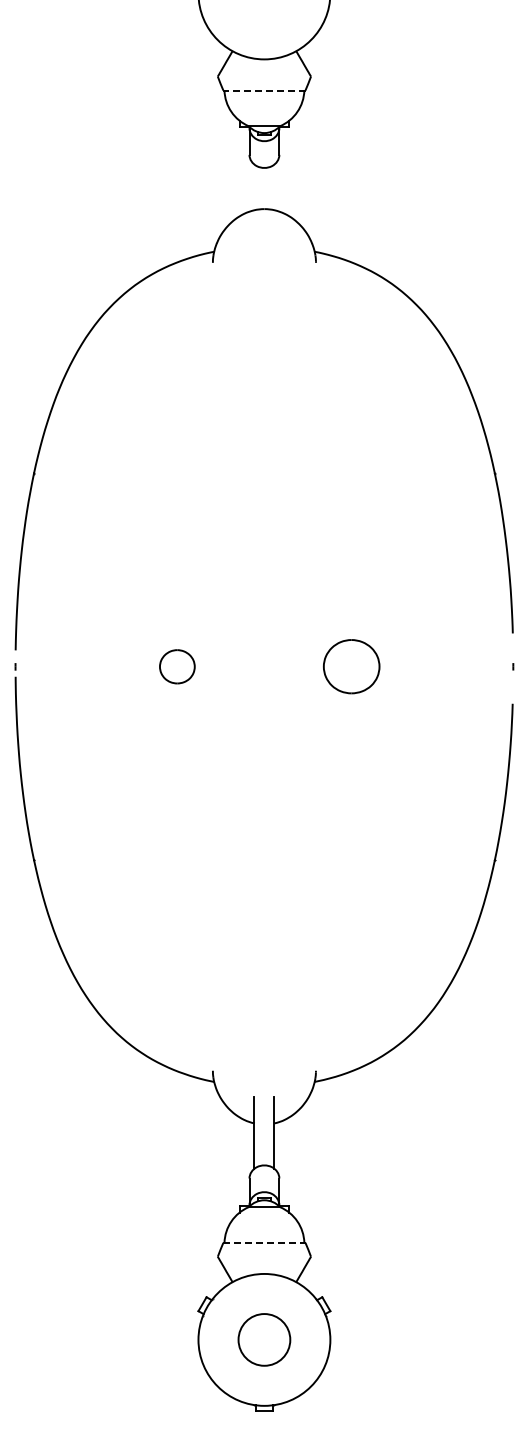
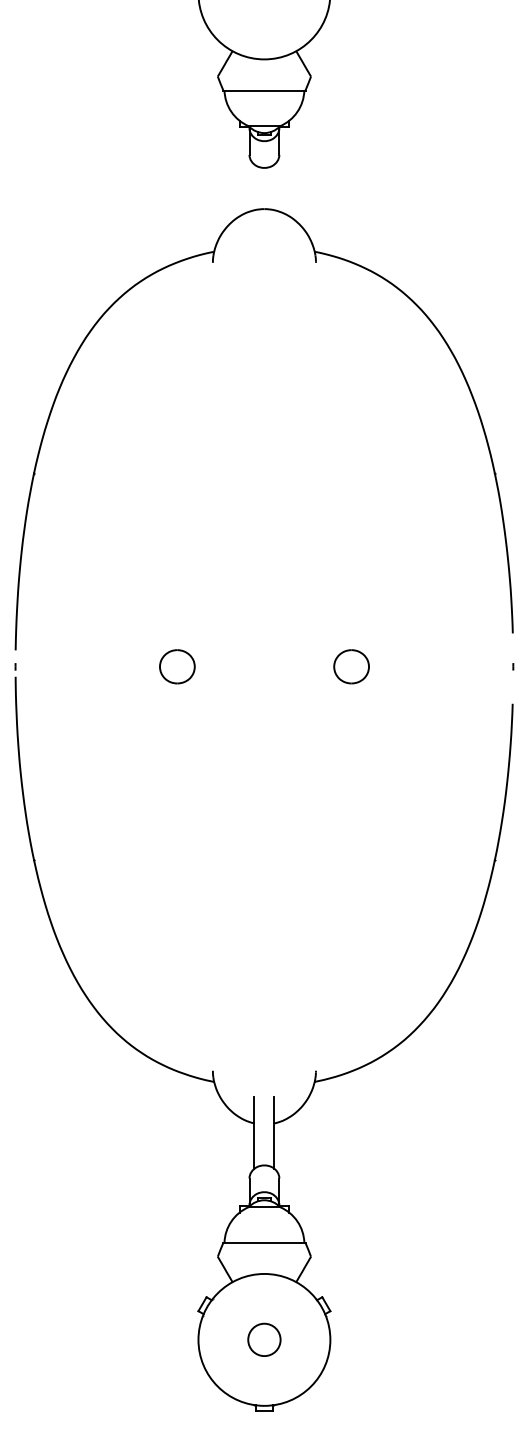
line: dashed -> solid (263, 90)
part size: 58x56 px -> 37x36 px (351, 666)
line: dashed -> solid (264, 1242)
circle diameter: 52 px -> 32 px (264, 1339)
